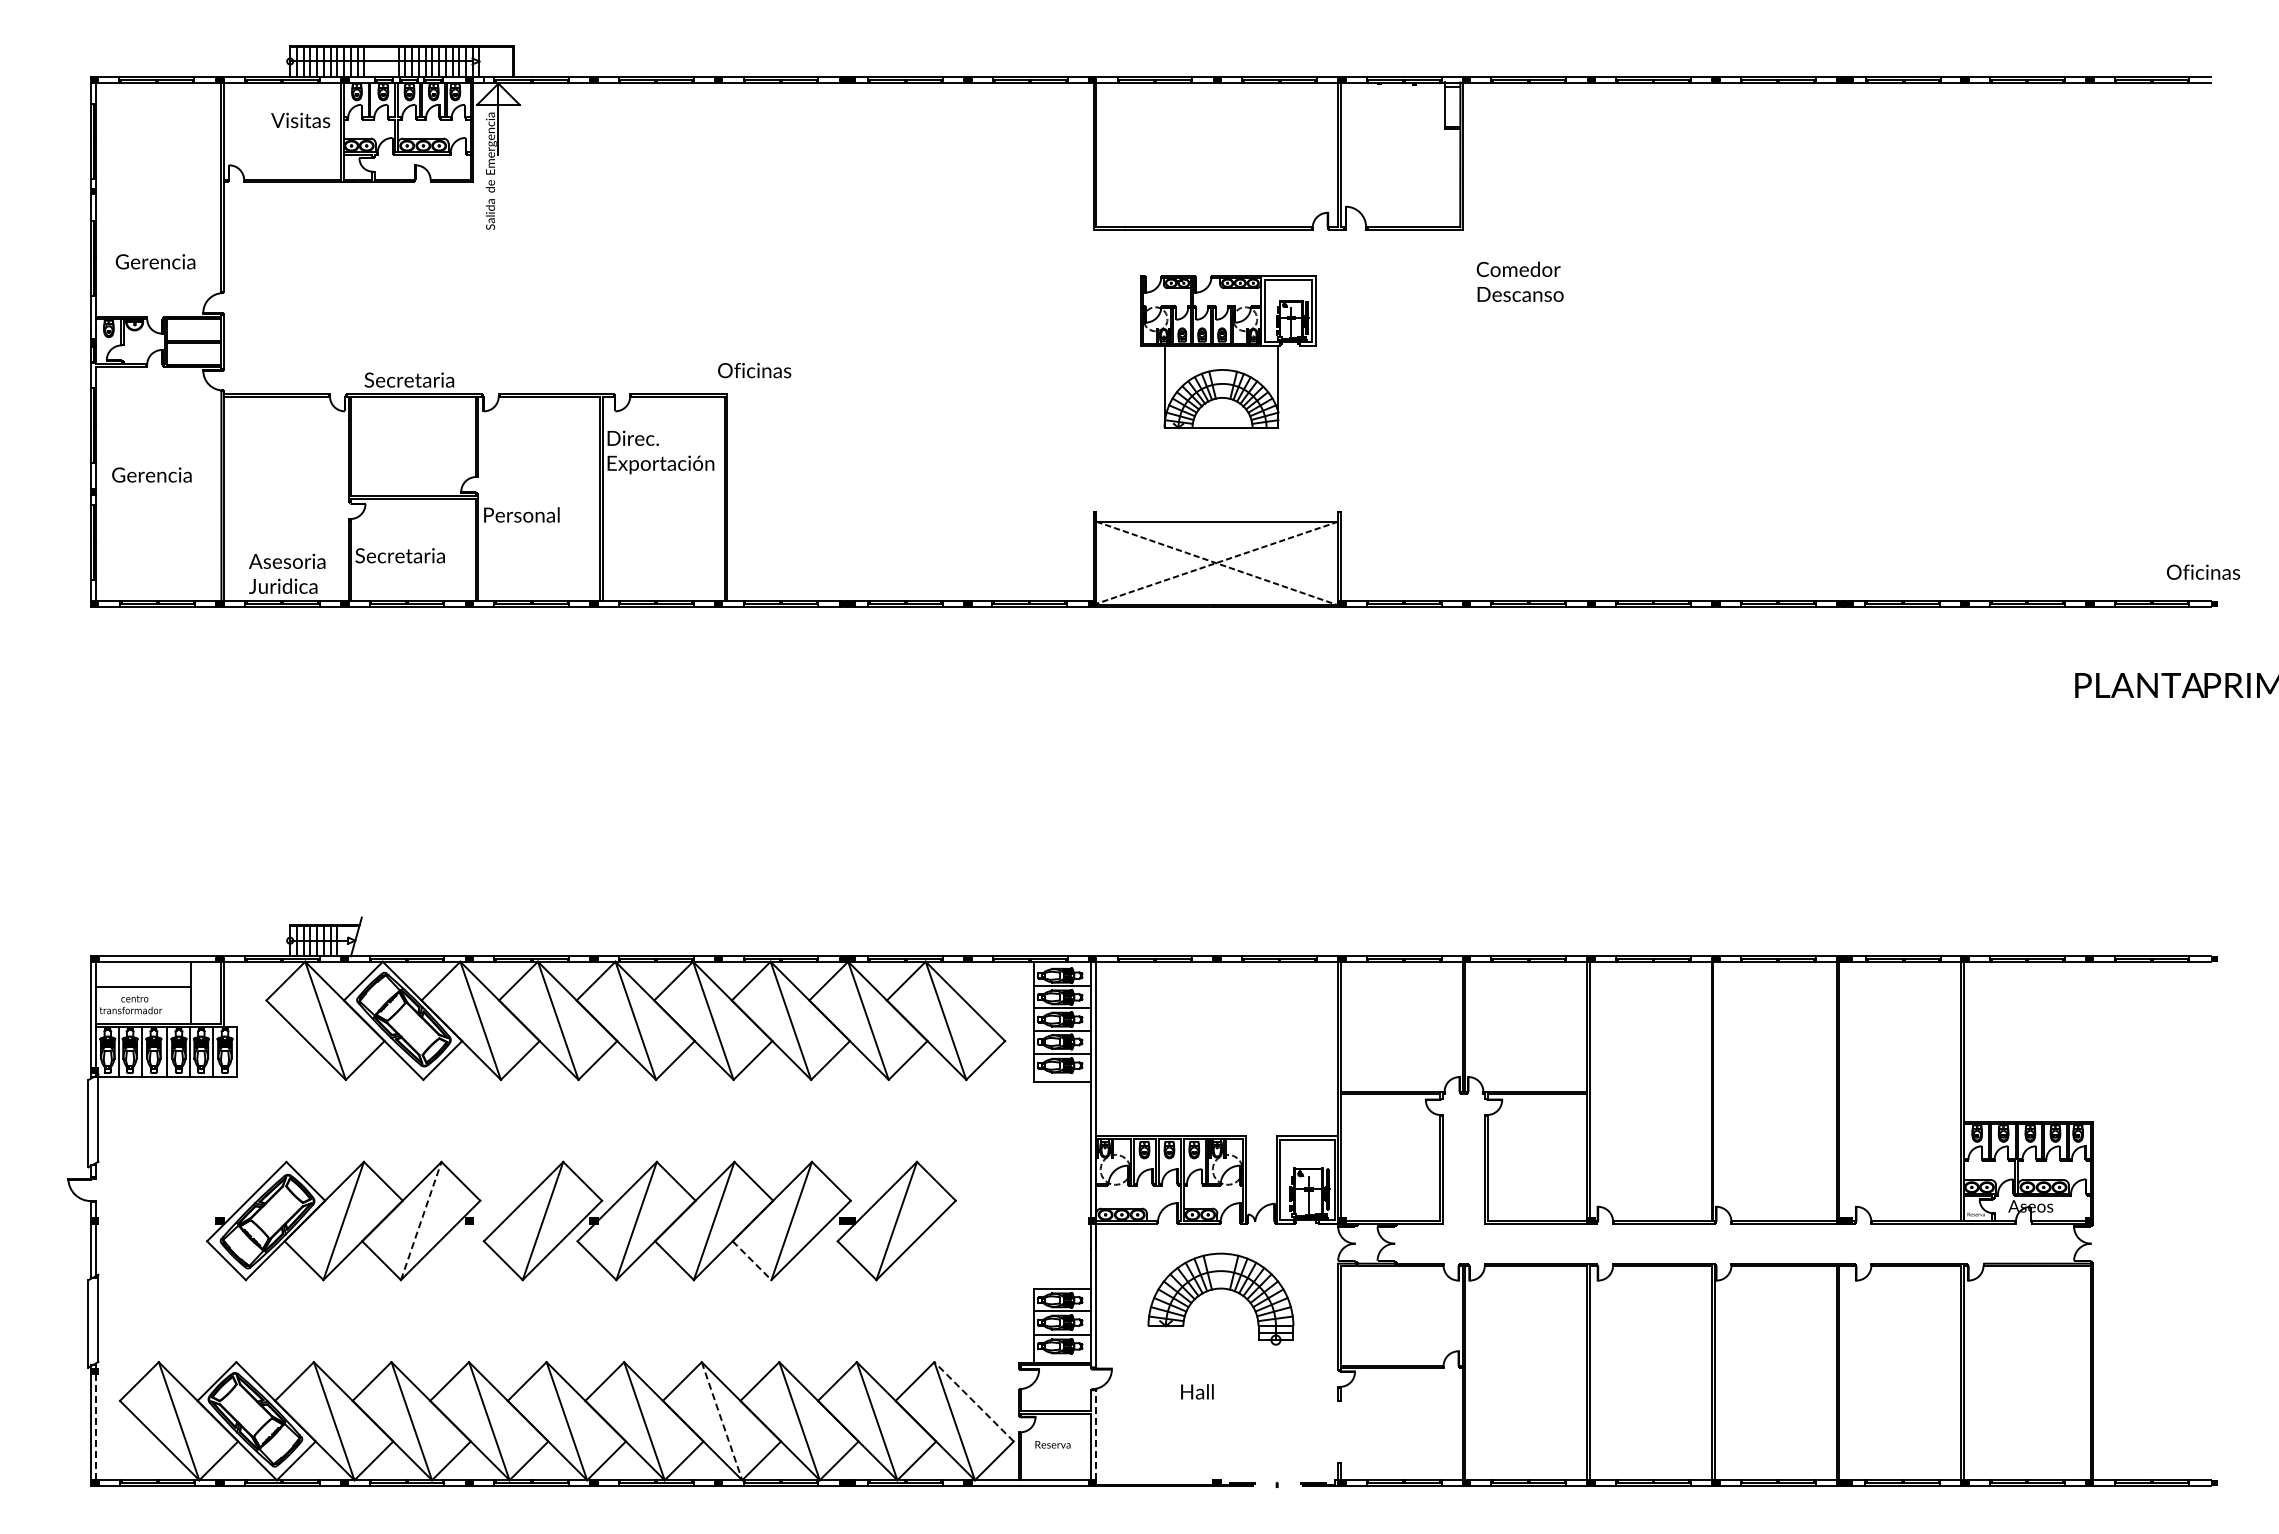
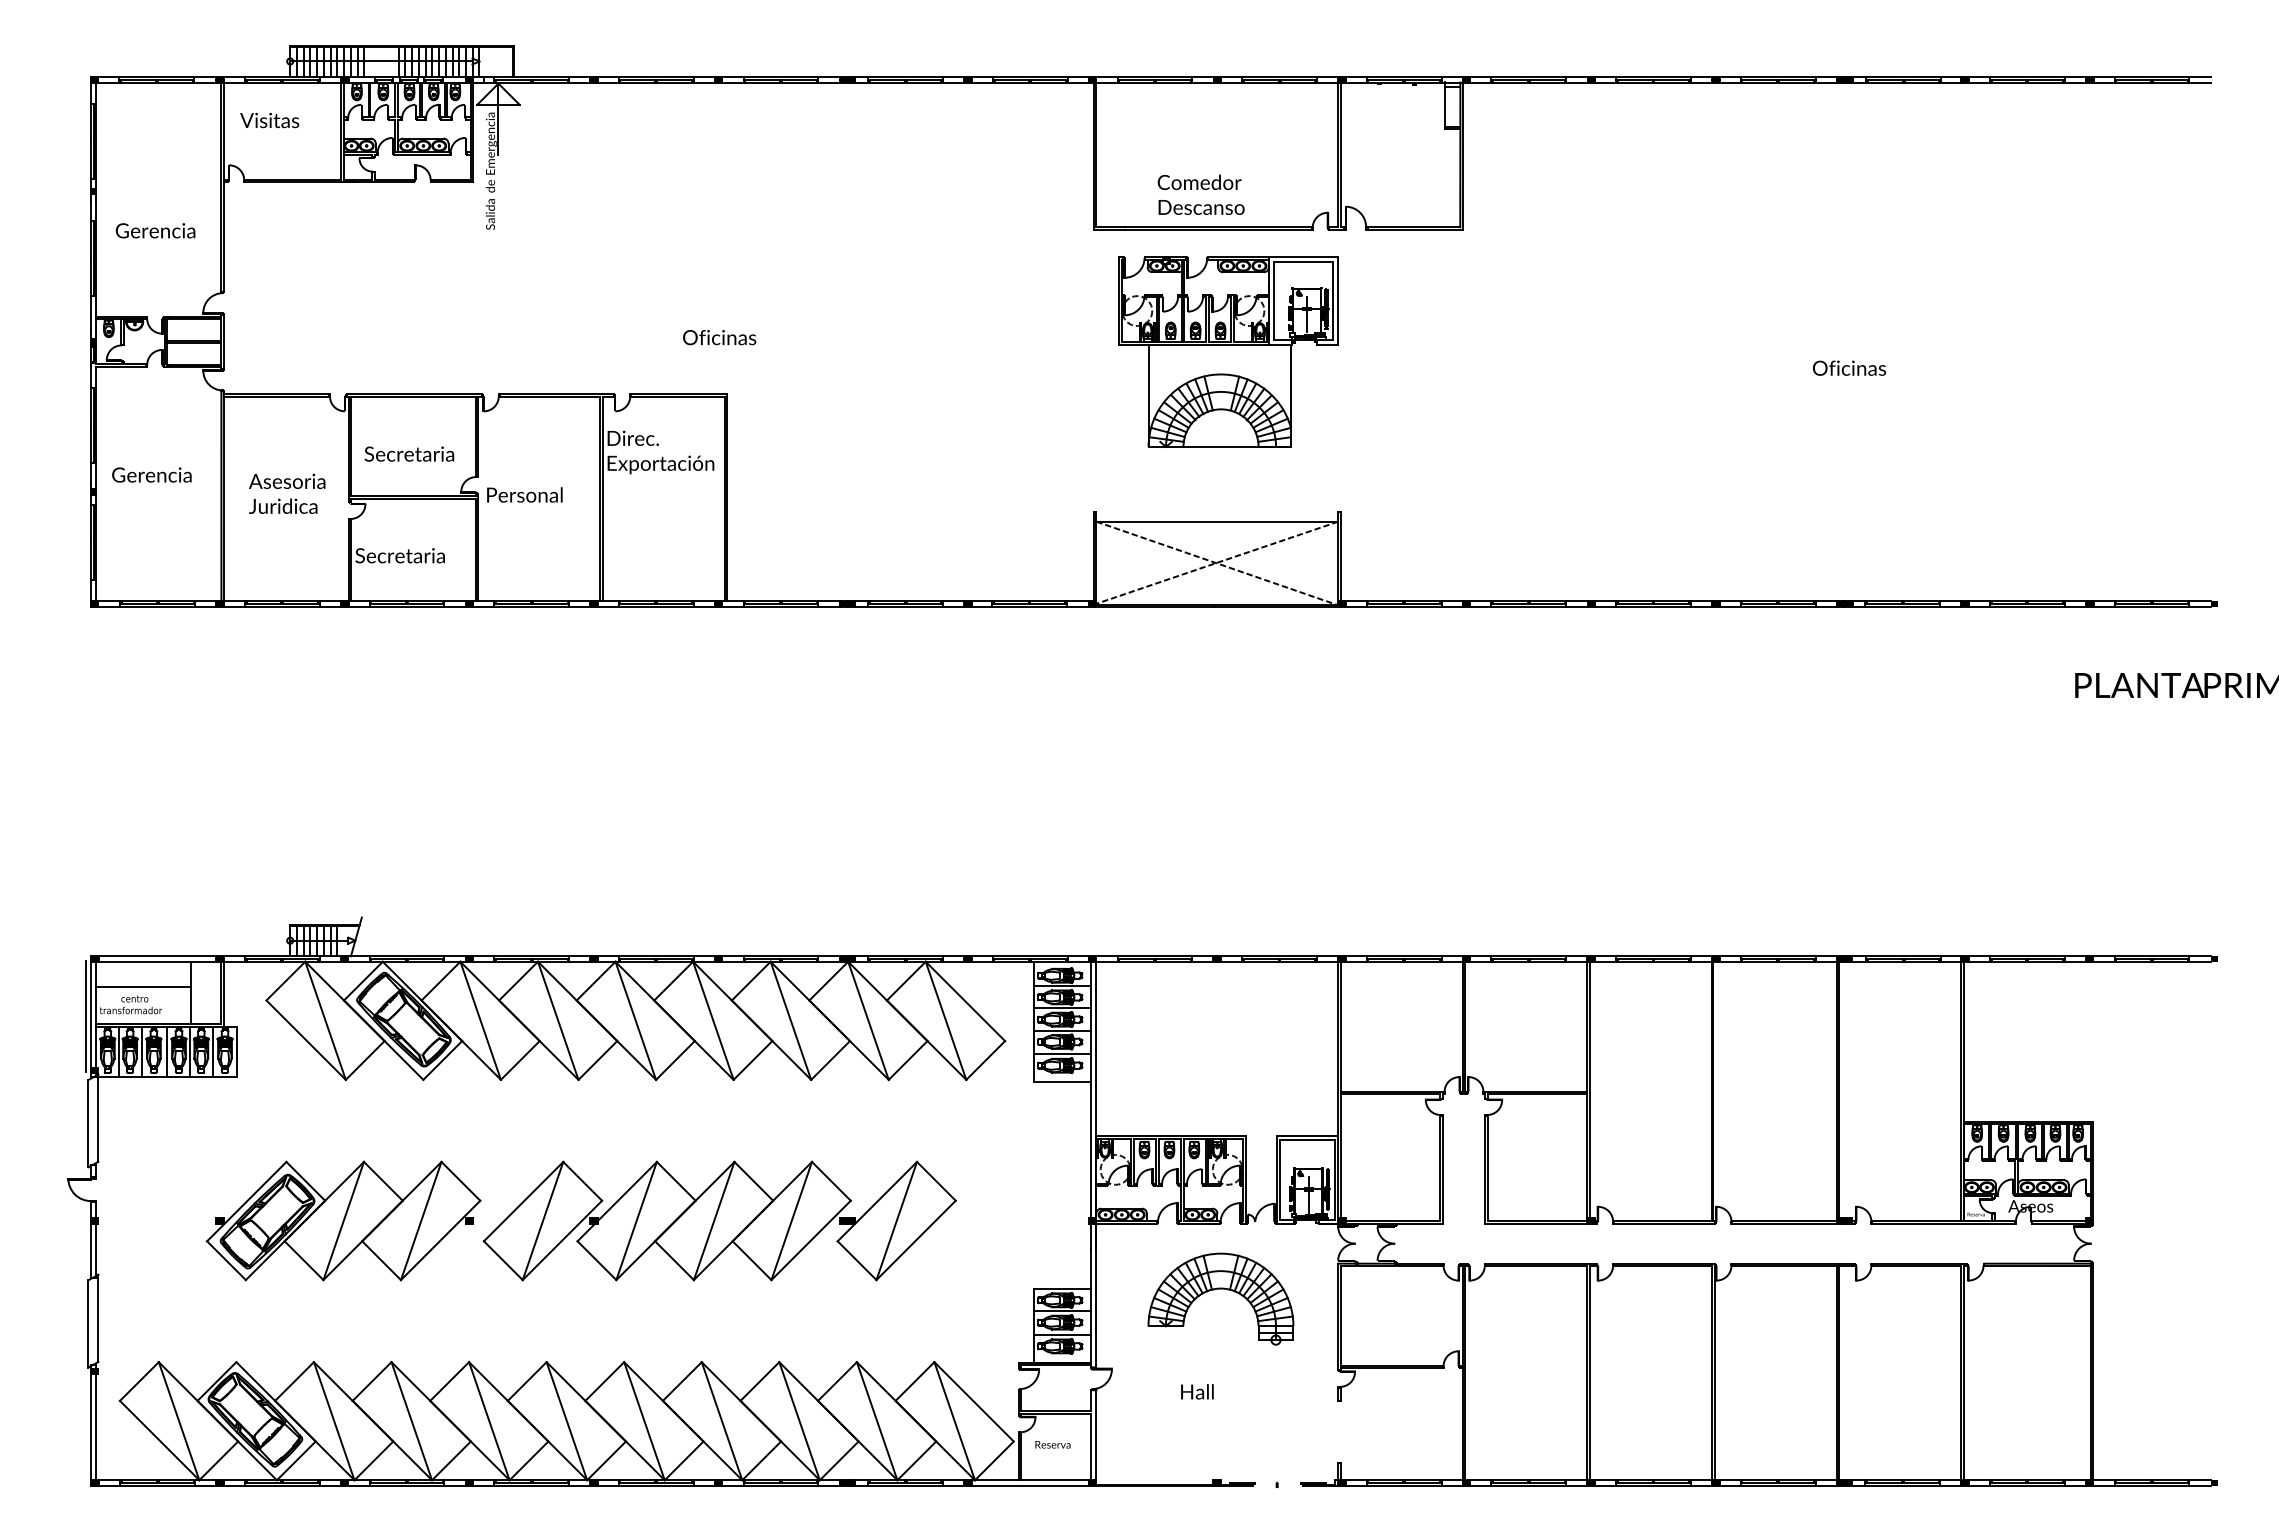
text position: (300, 120) -> (269, 120) (269, 120)
text position: (155, 261) -> (155, 230) (155, 230)
text position: (1519, 281) -> (1200, 194) (1200, 194)
part size: 177x155 px -> 221x192 px (1228, 351)
text position: (754, 370) -> (719, 337) (719, 337)
text position: (409, 379) -> (409, 453) (409, 453)
text position: (521, 514) -> (524, 494) (524, 494)
text position: (2203, 571) -> (1849, 367) (1849, 367)
text position: (287, 573) -> (287, 493) (287, 493)
line: none -> present (85, 1016)
line: dashed -> solid (421, 1220)
line: dashed -> solid (752, 1261)
line: dashed -> solid (973, 1401)
line: dashed -> solid (722, 1421)
line: dashed -> solid (96, 1427)
line: dashed -> solid (1096, 1434)
